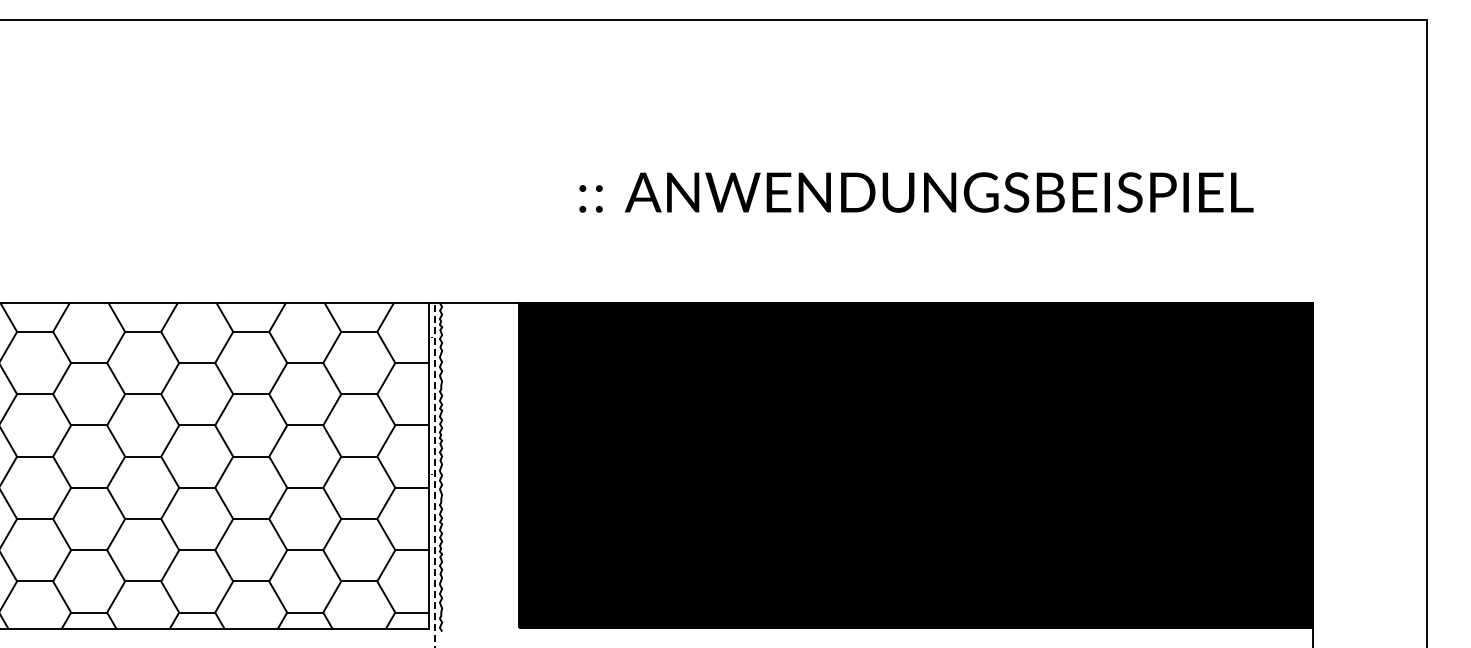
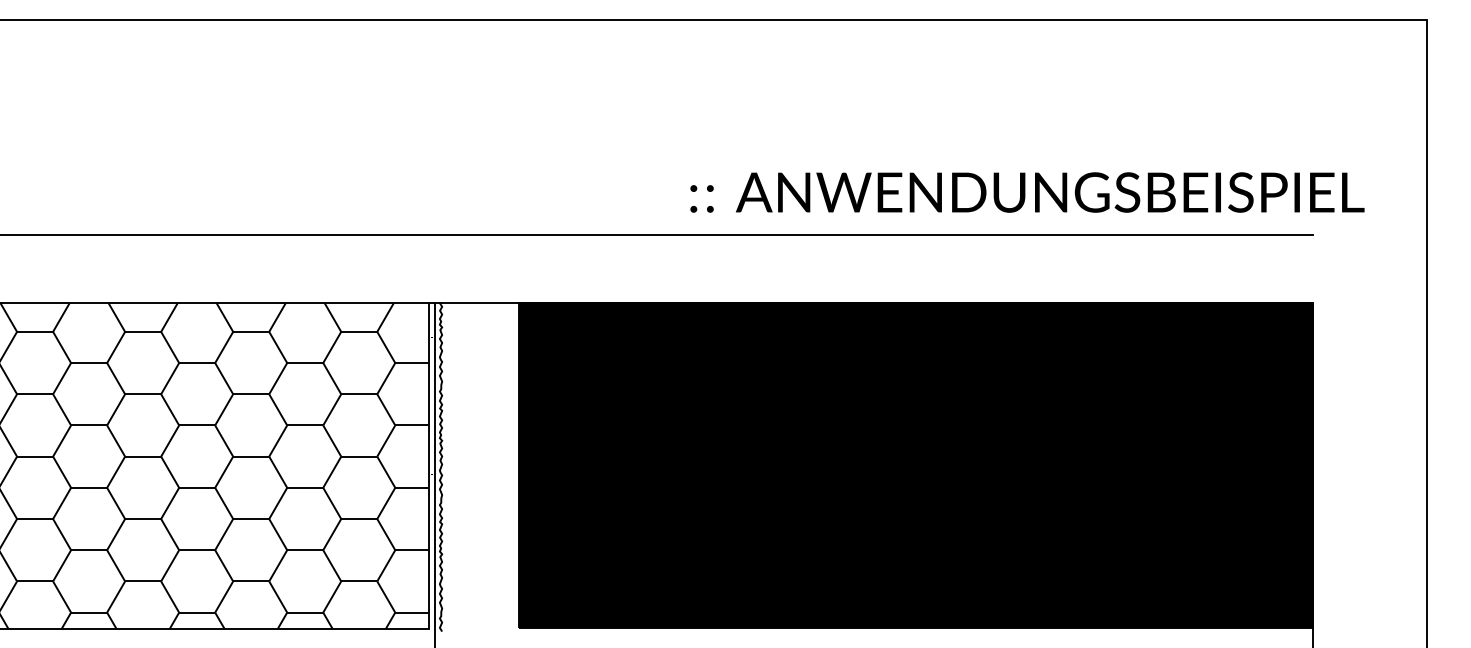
text position: (916, 192) -> (1027, 192) (1027, 192)
line: none -> present (657, 235)
line: dashed -> solid (435, 475)
